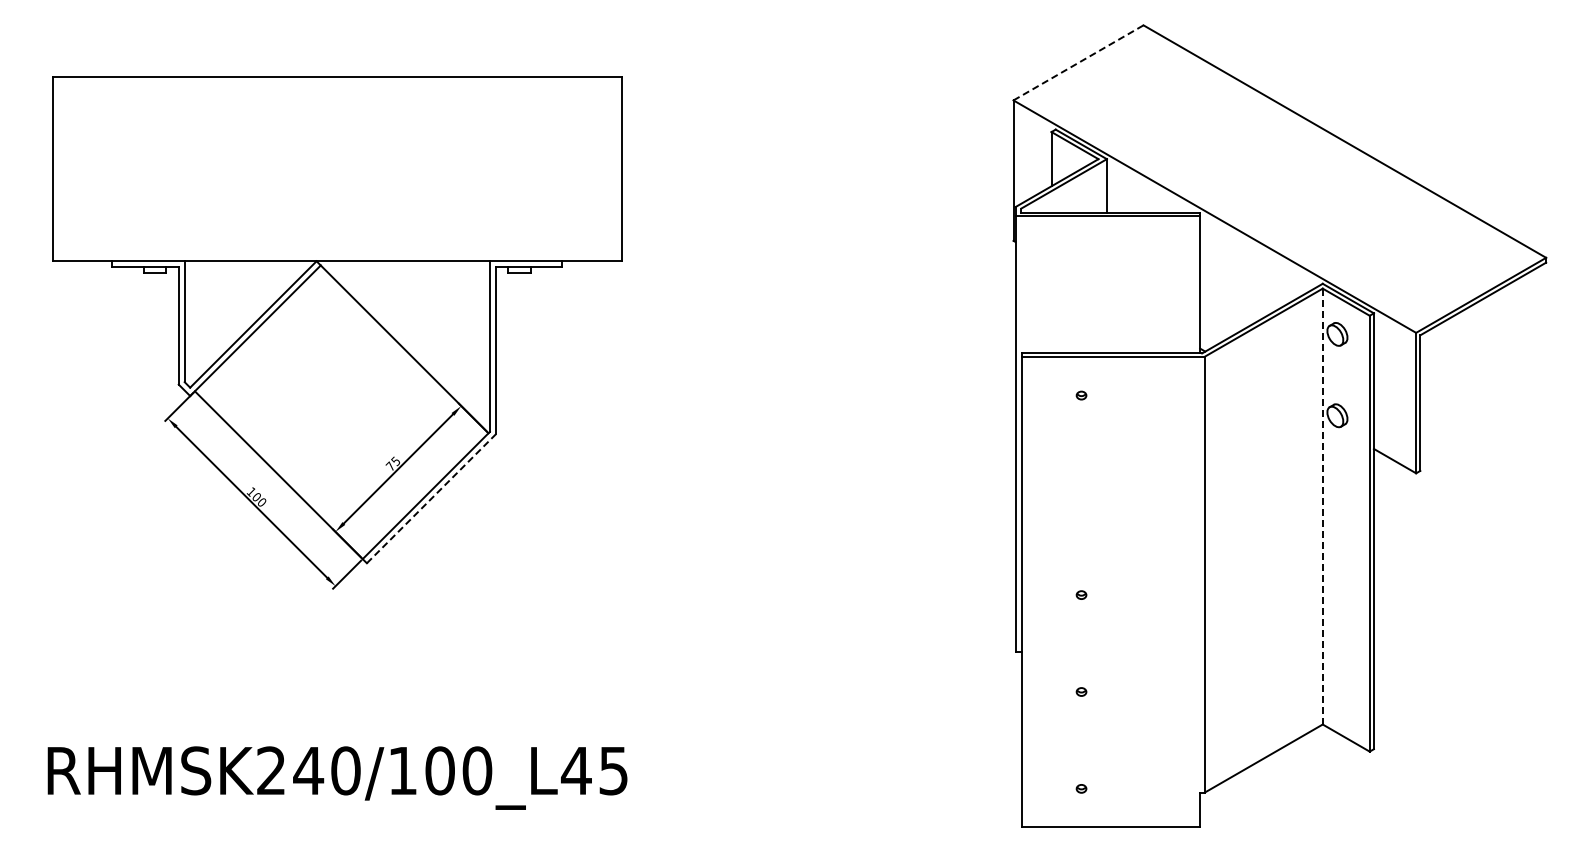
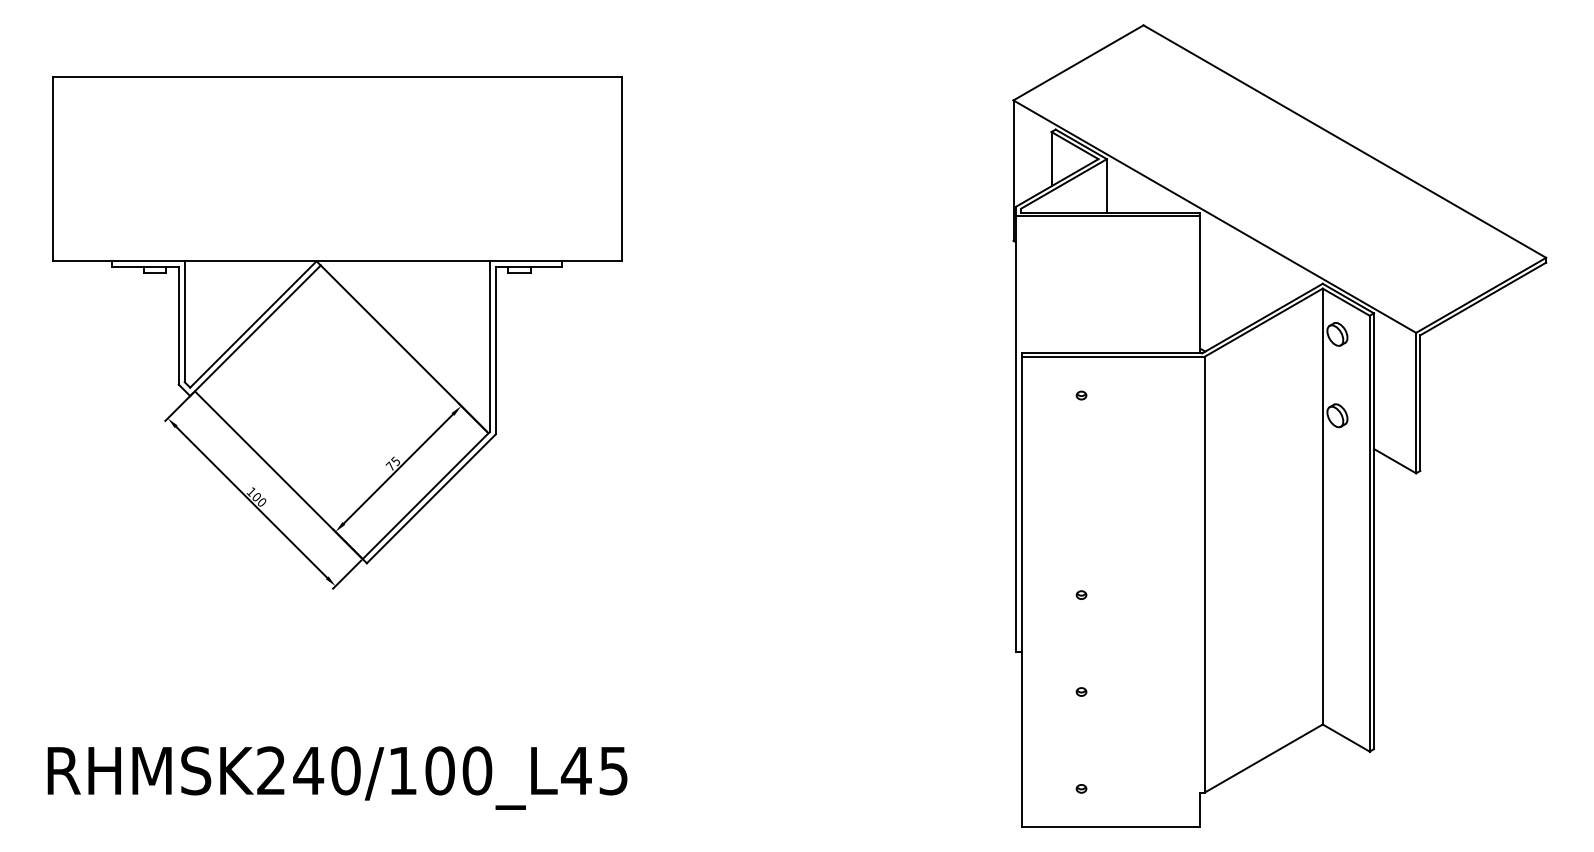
line: dashed -> solid (1078, 62)
line: dashed -> solid (431, 498)
line: dashed -> solid (1322, 506)
